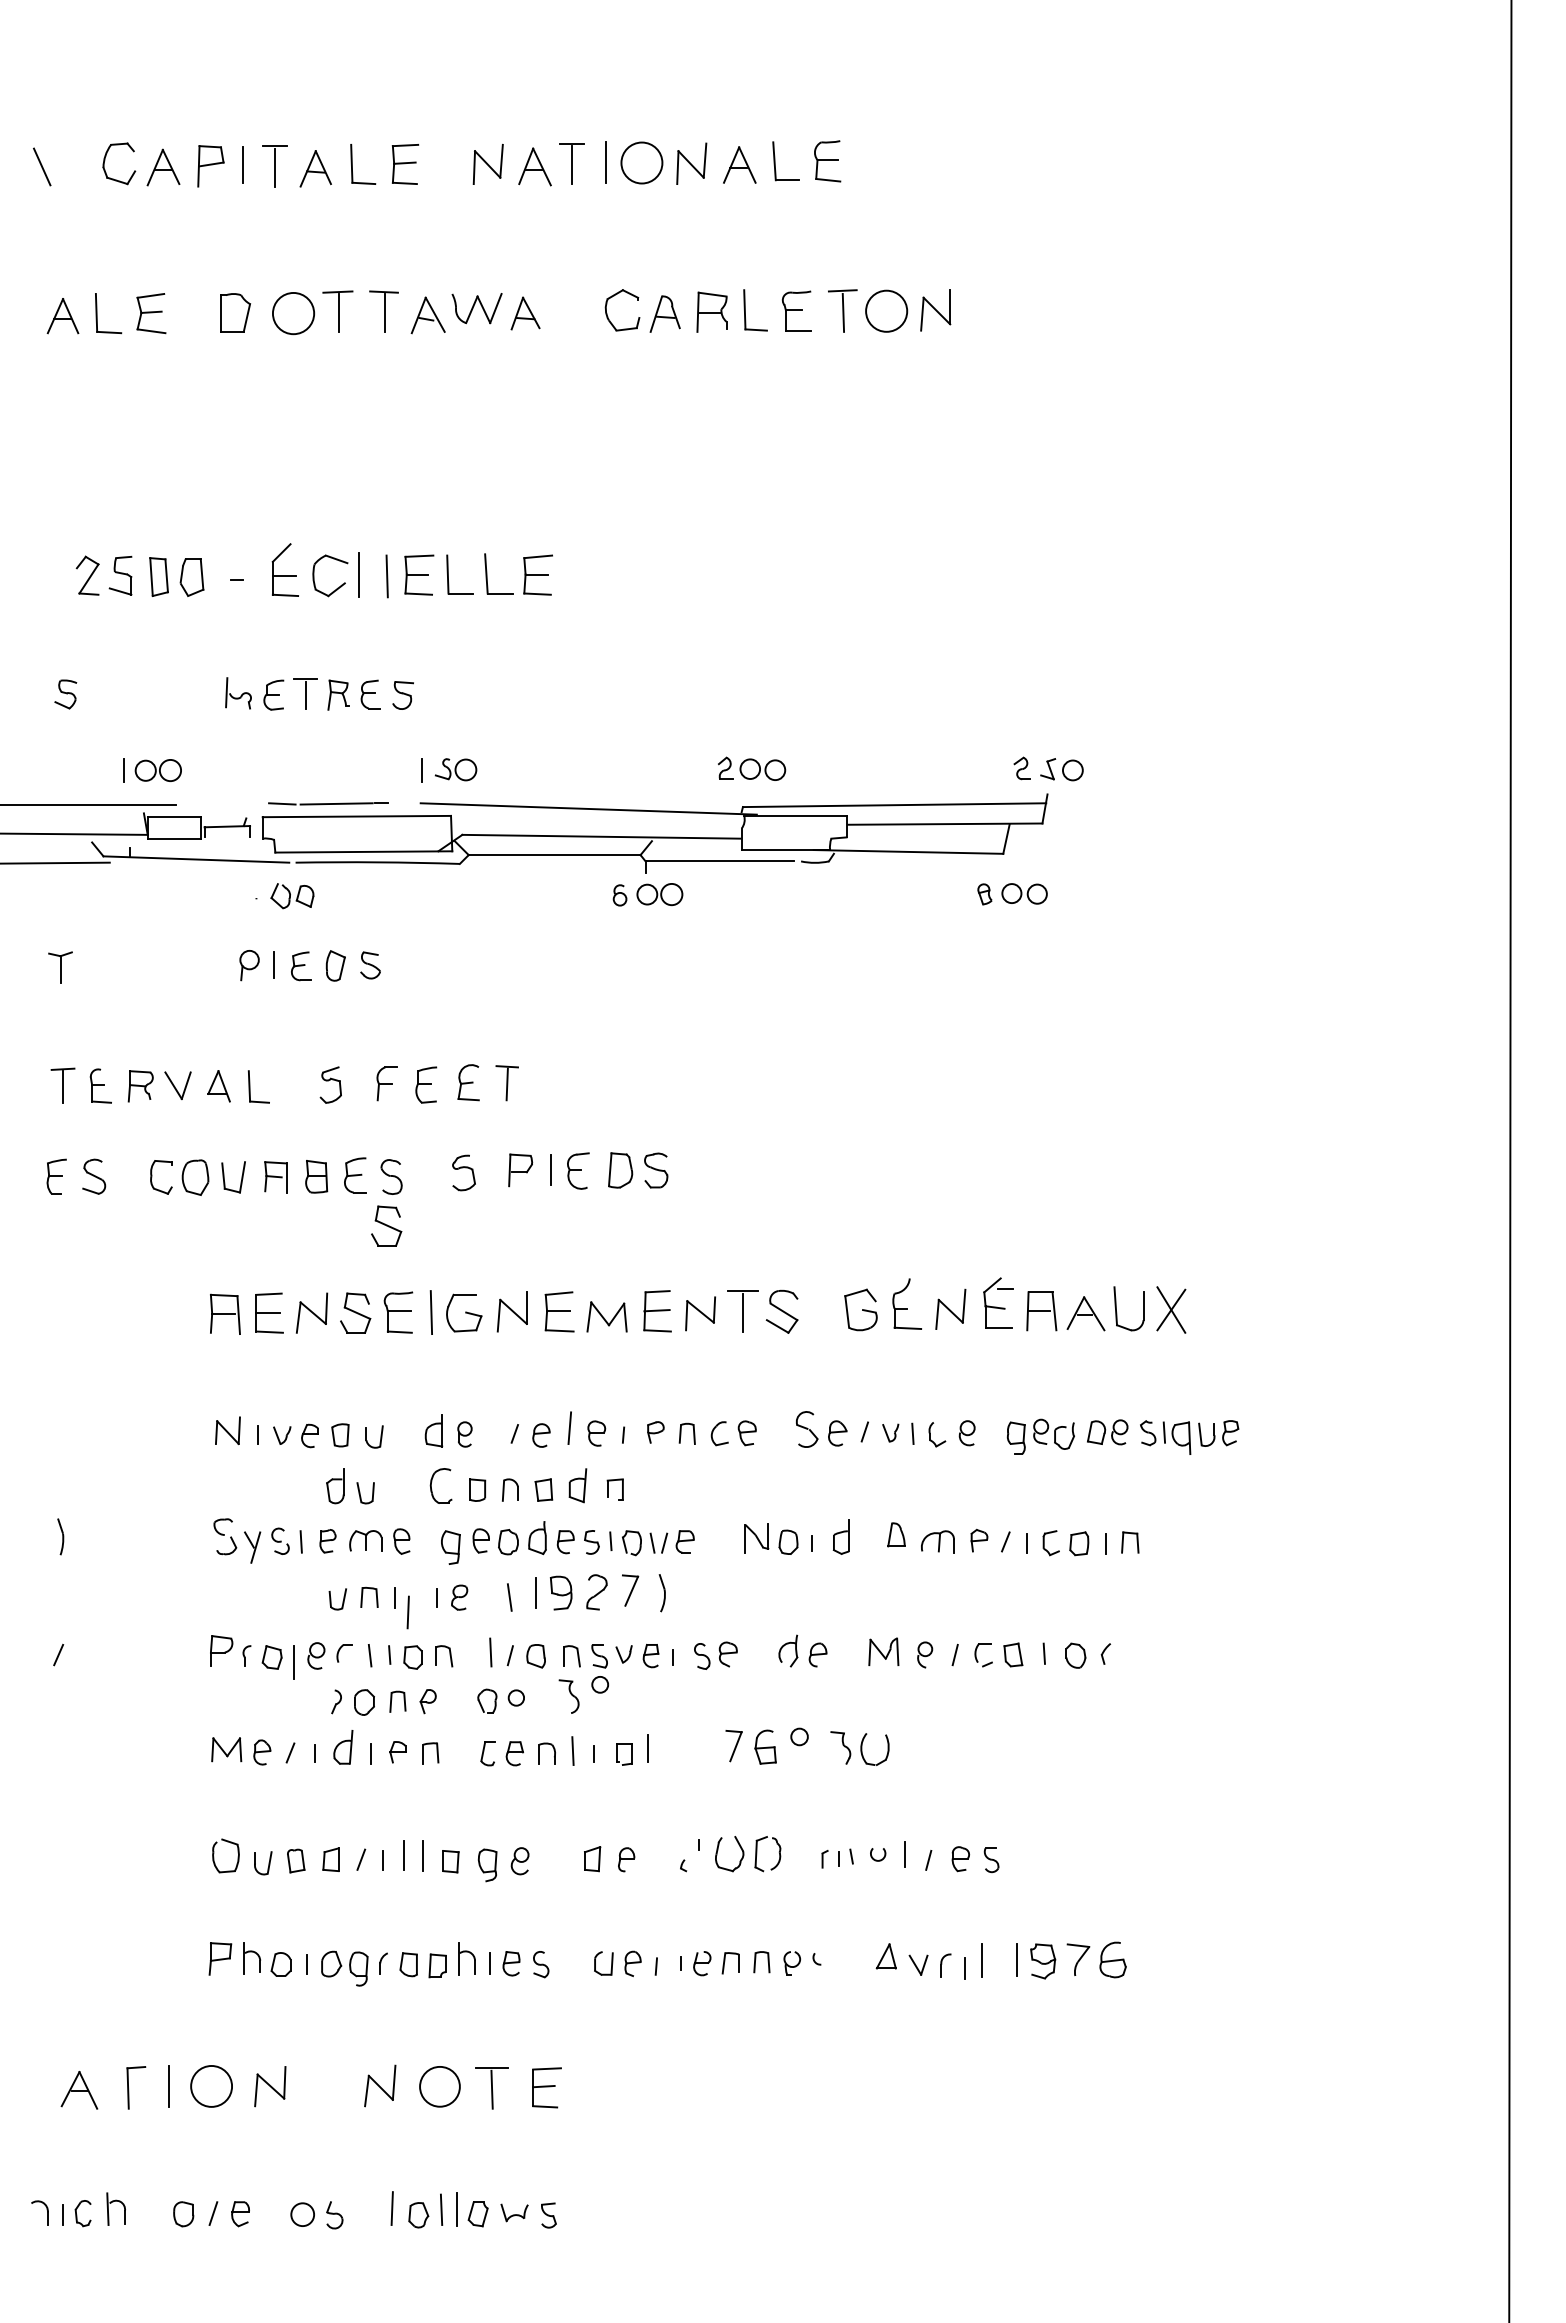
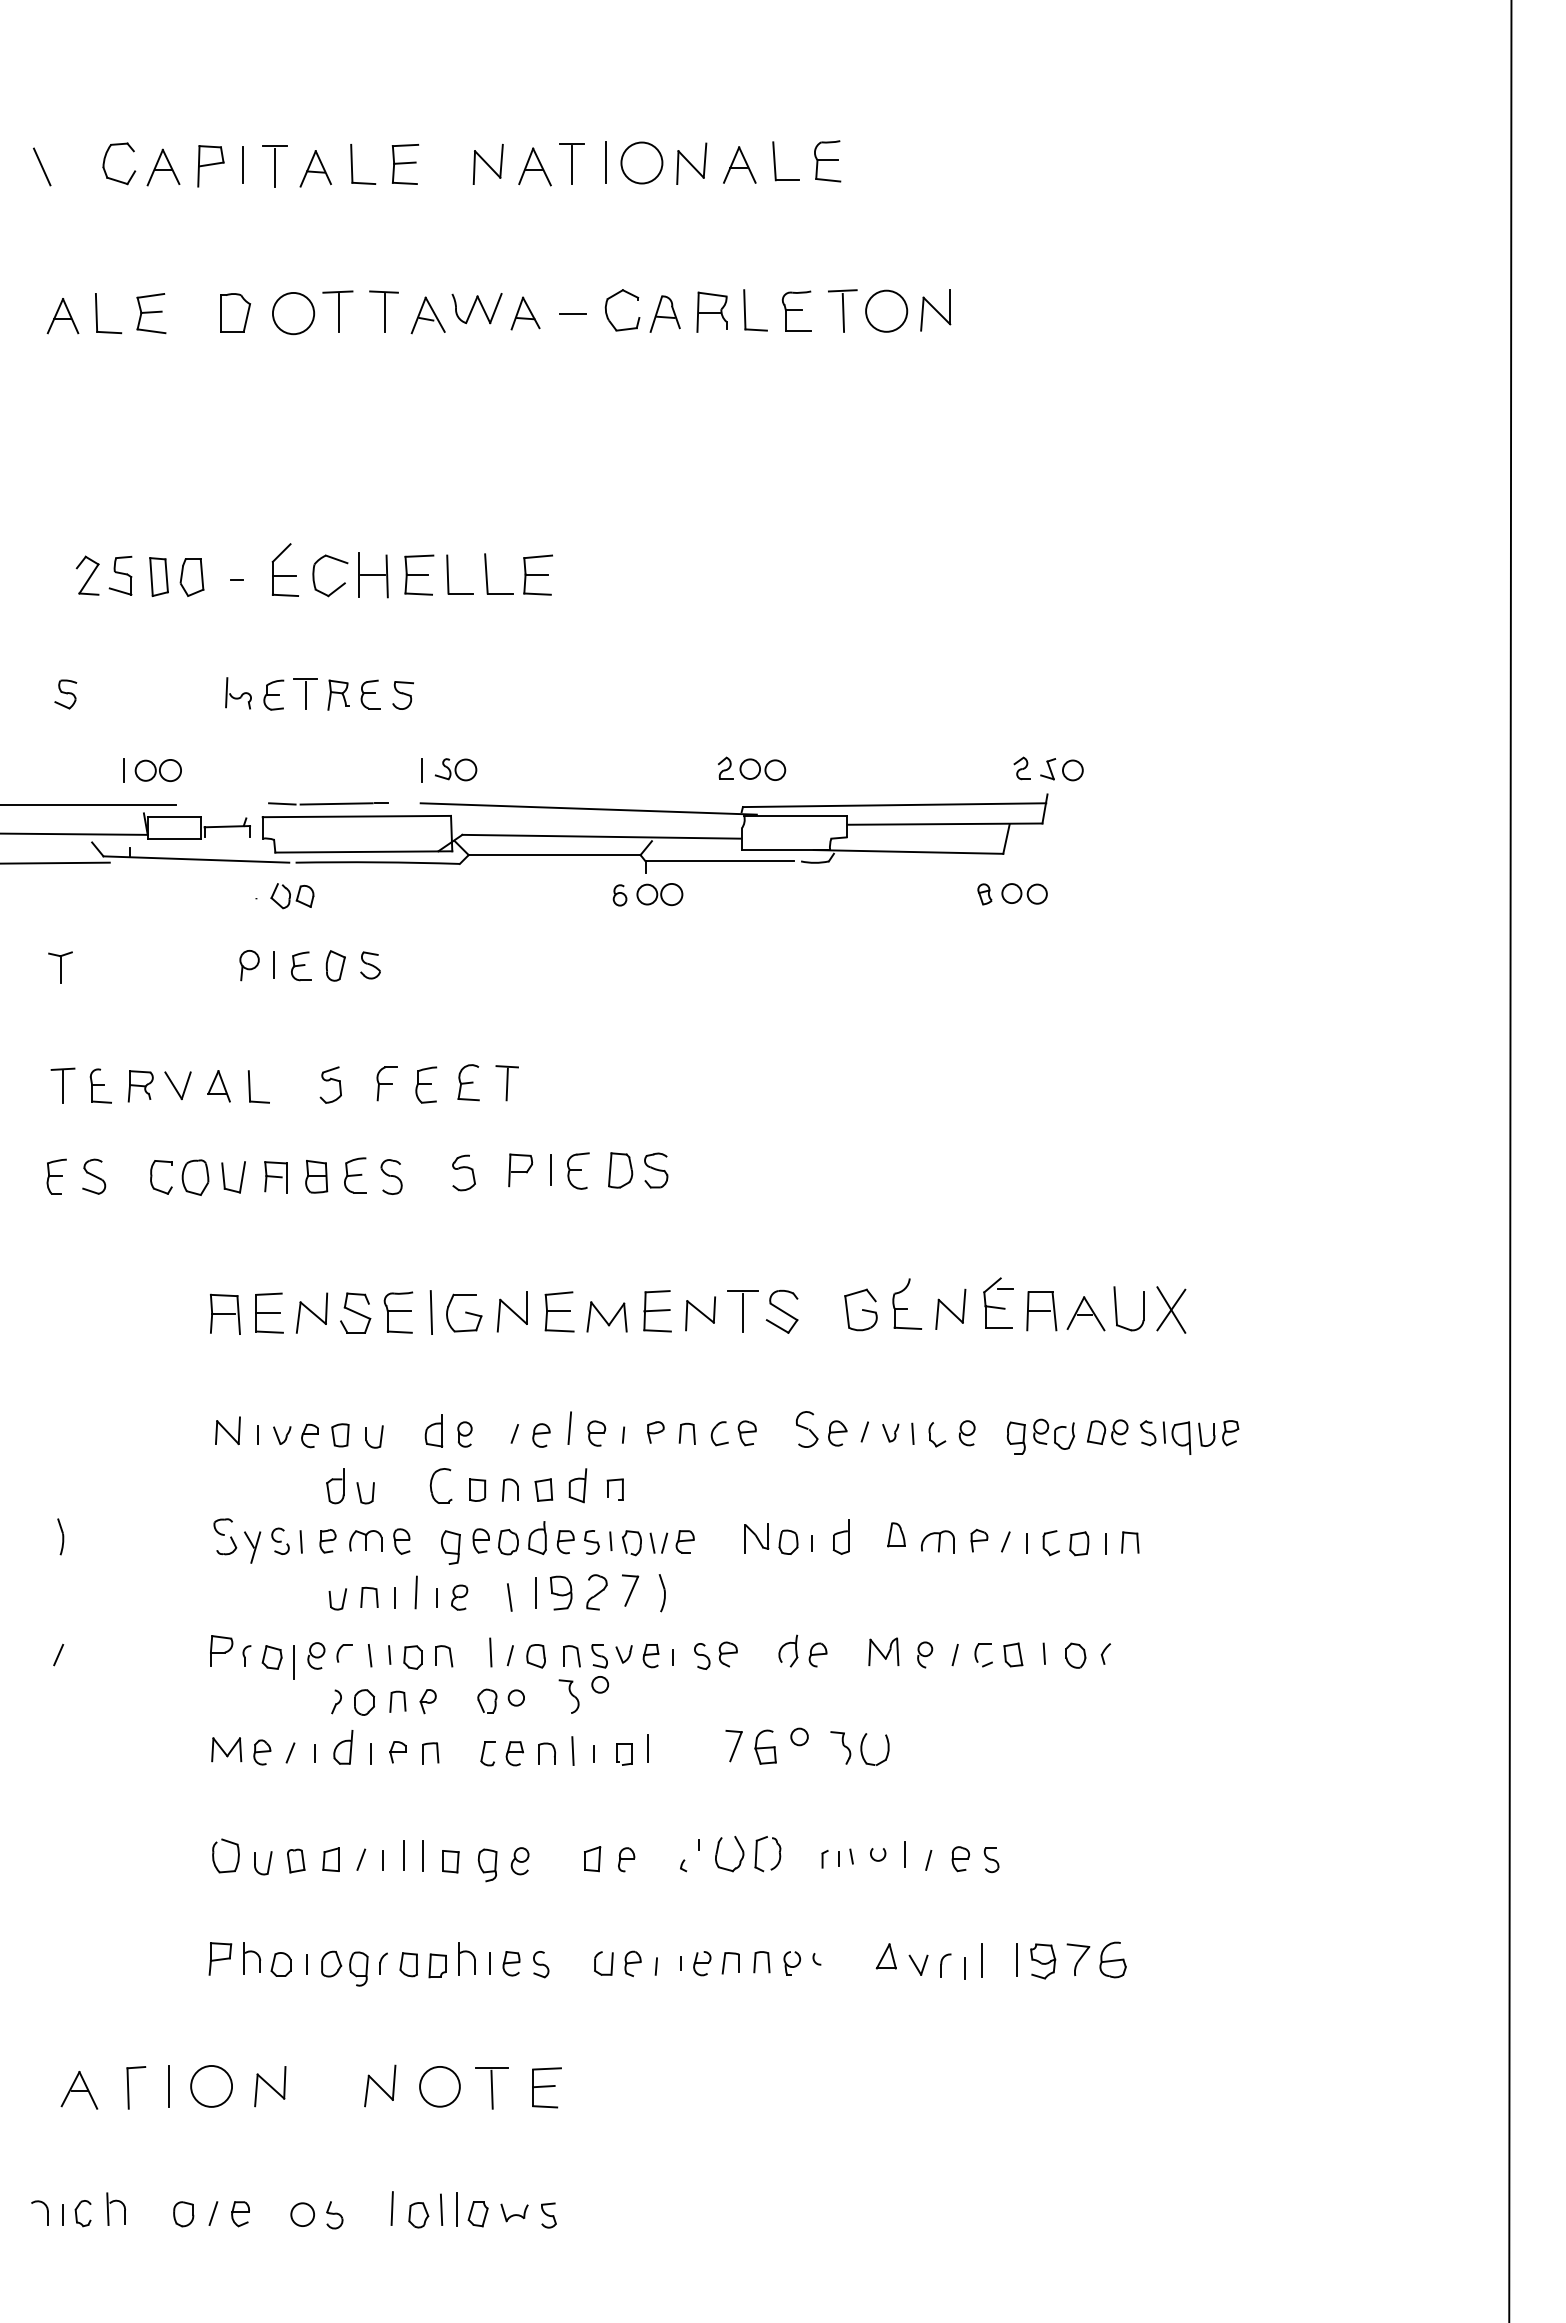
line: none -> present (572, 314)
line: none -> present (373, 574)
part: present -> none (386, 1225)
line position: (407, 1612) -> (415, 1592) (415, 1592)
